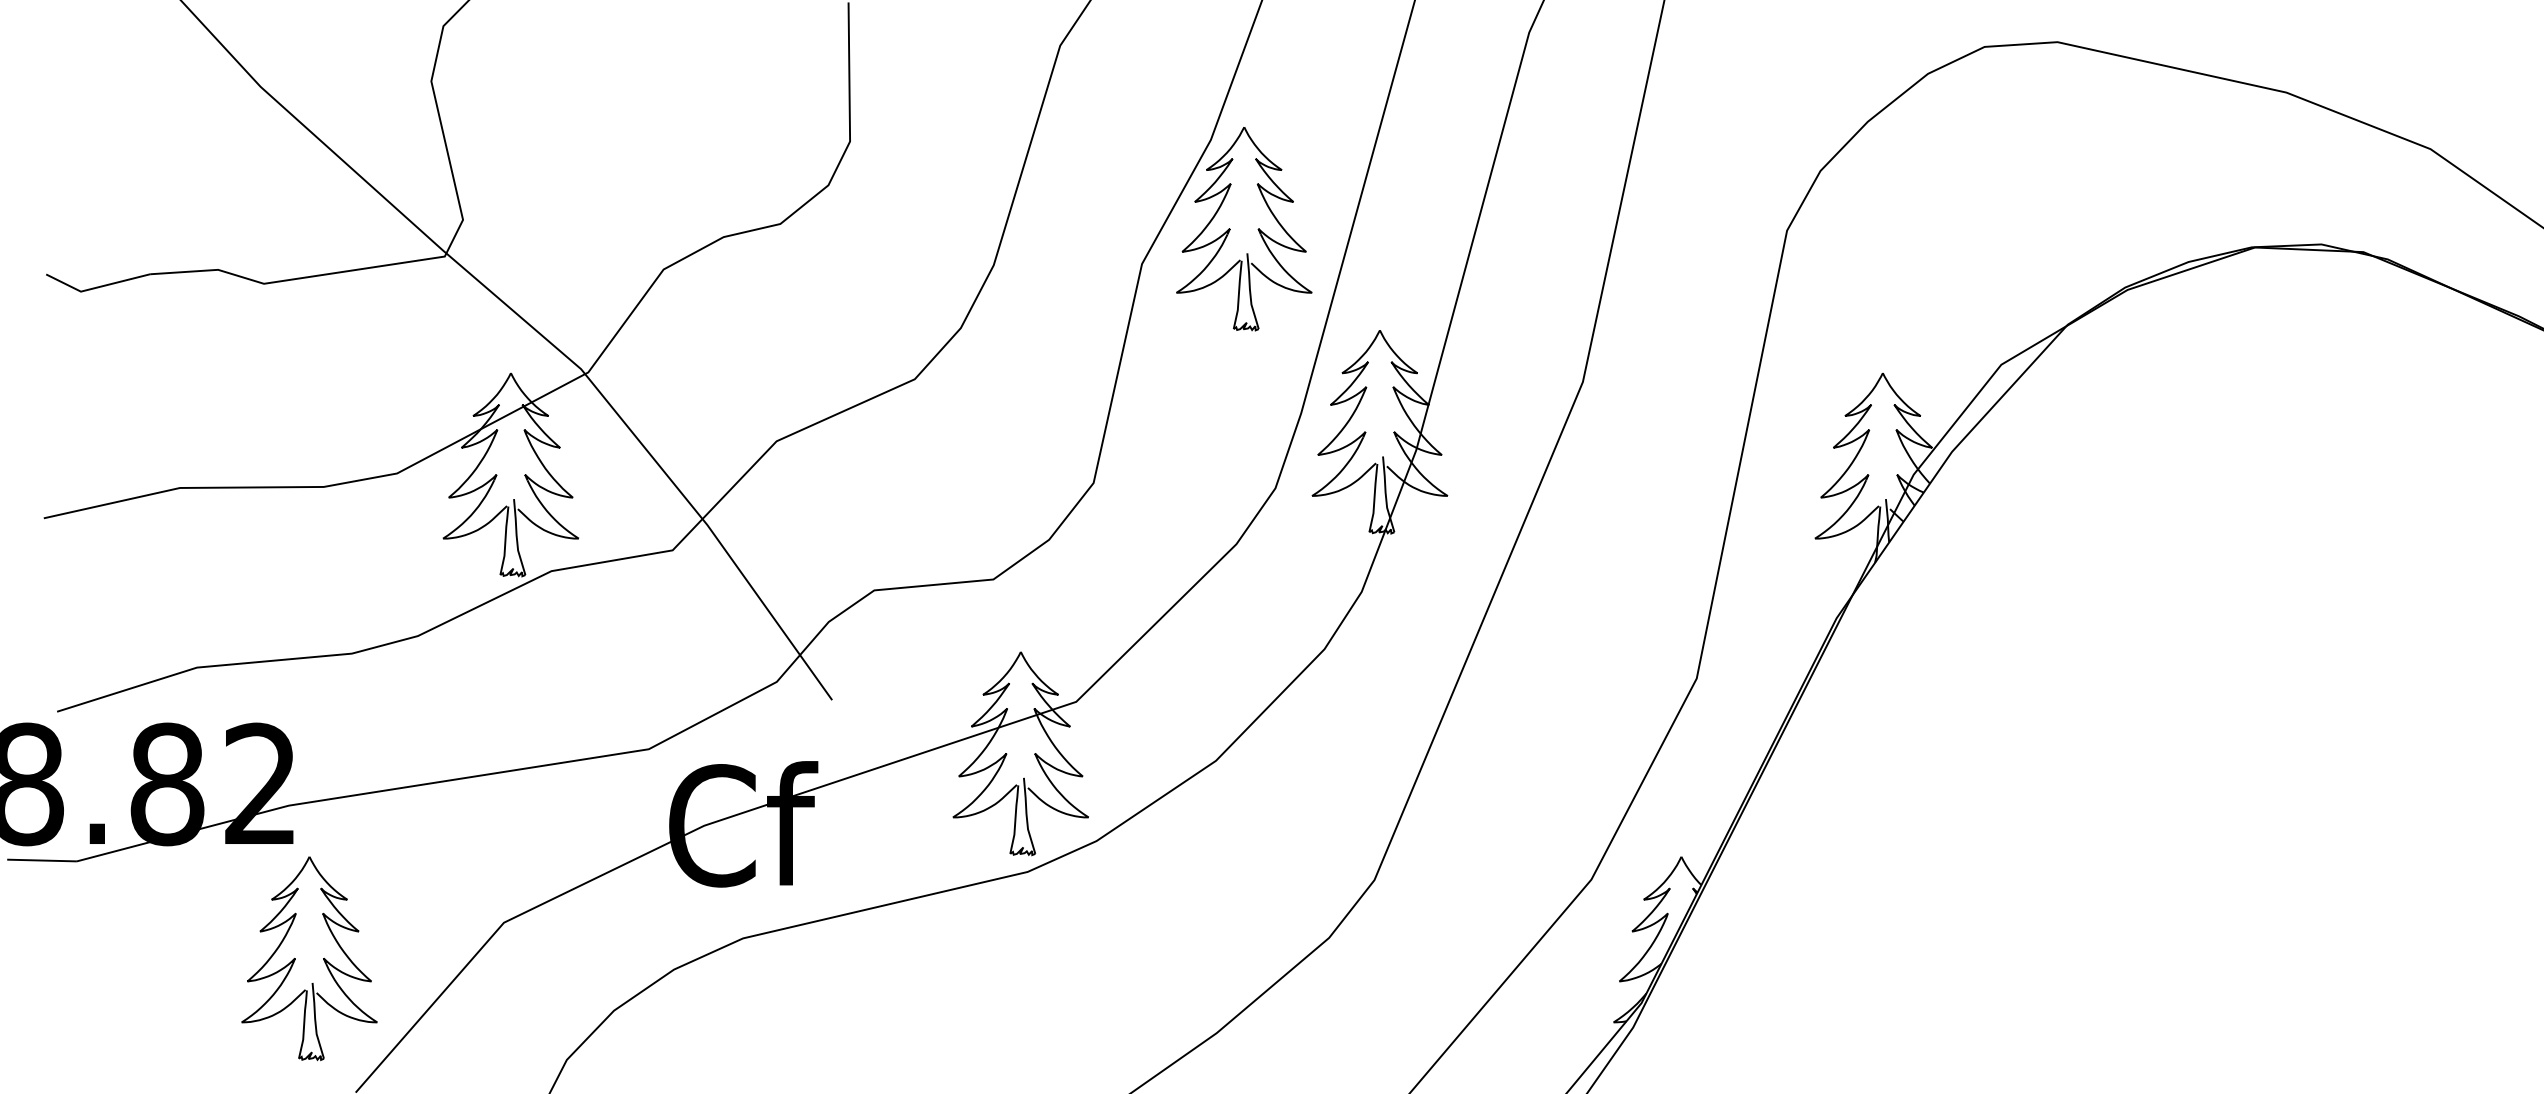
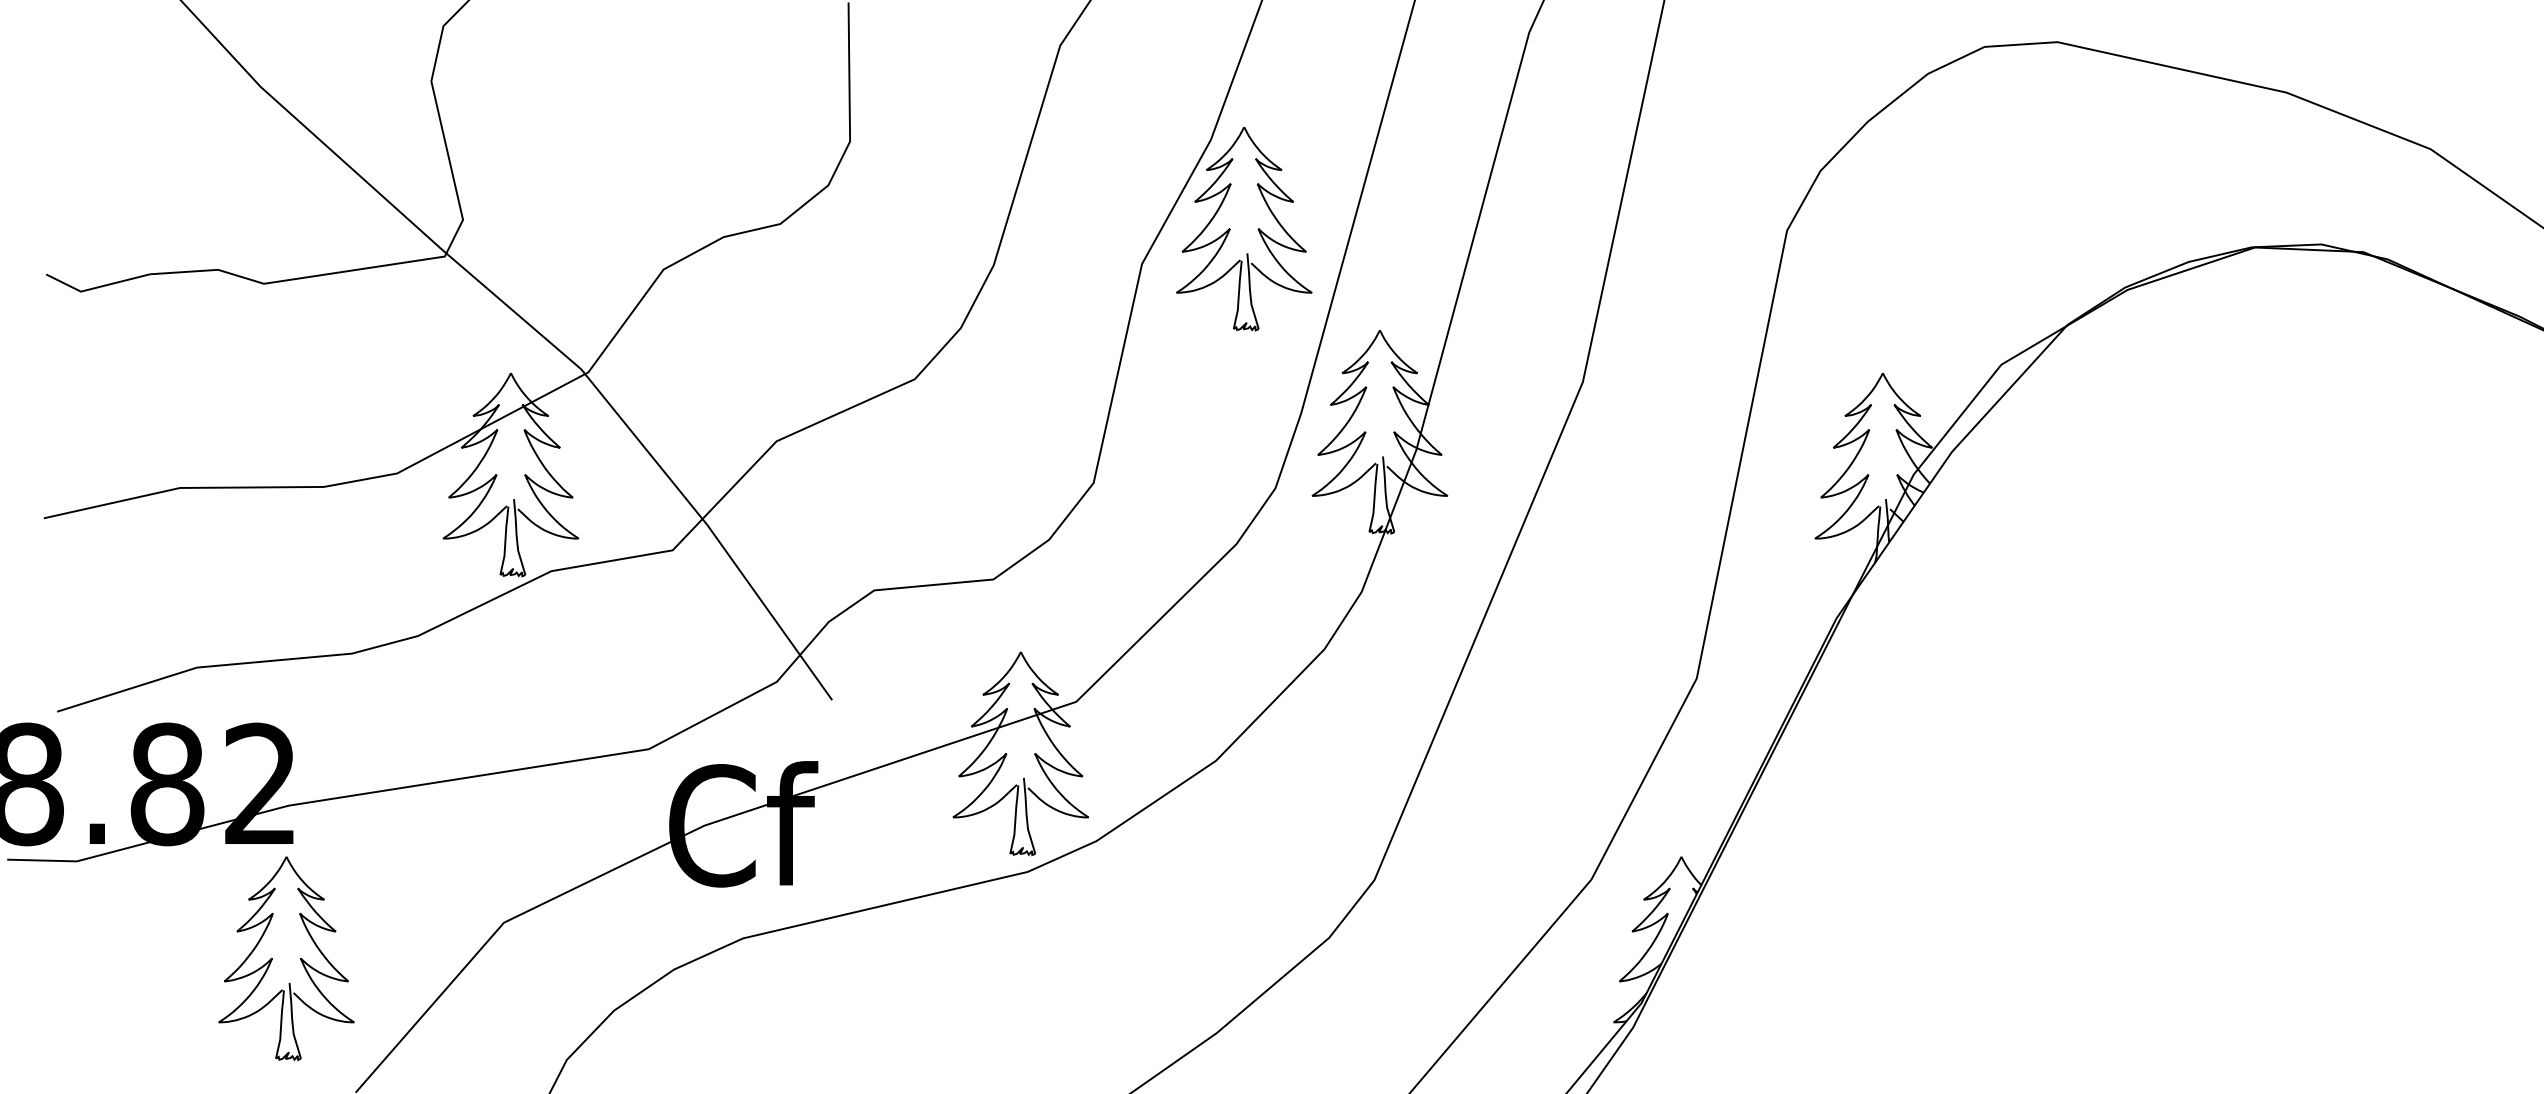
part position: (295, 958) -> (272, 958) (272, 958)
